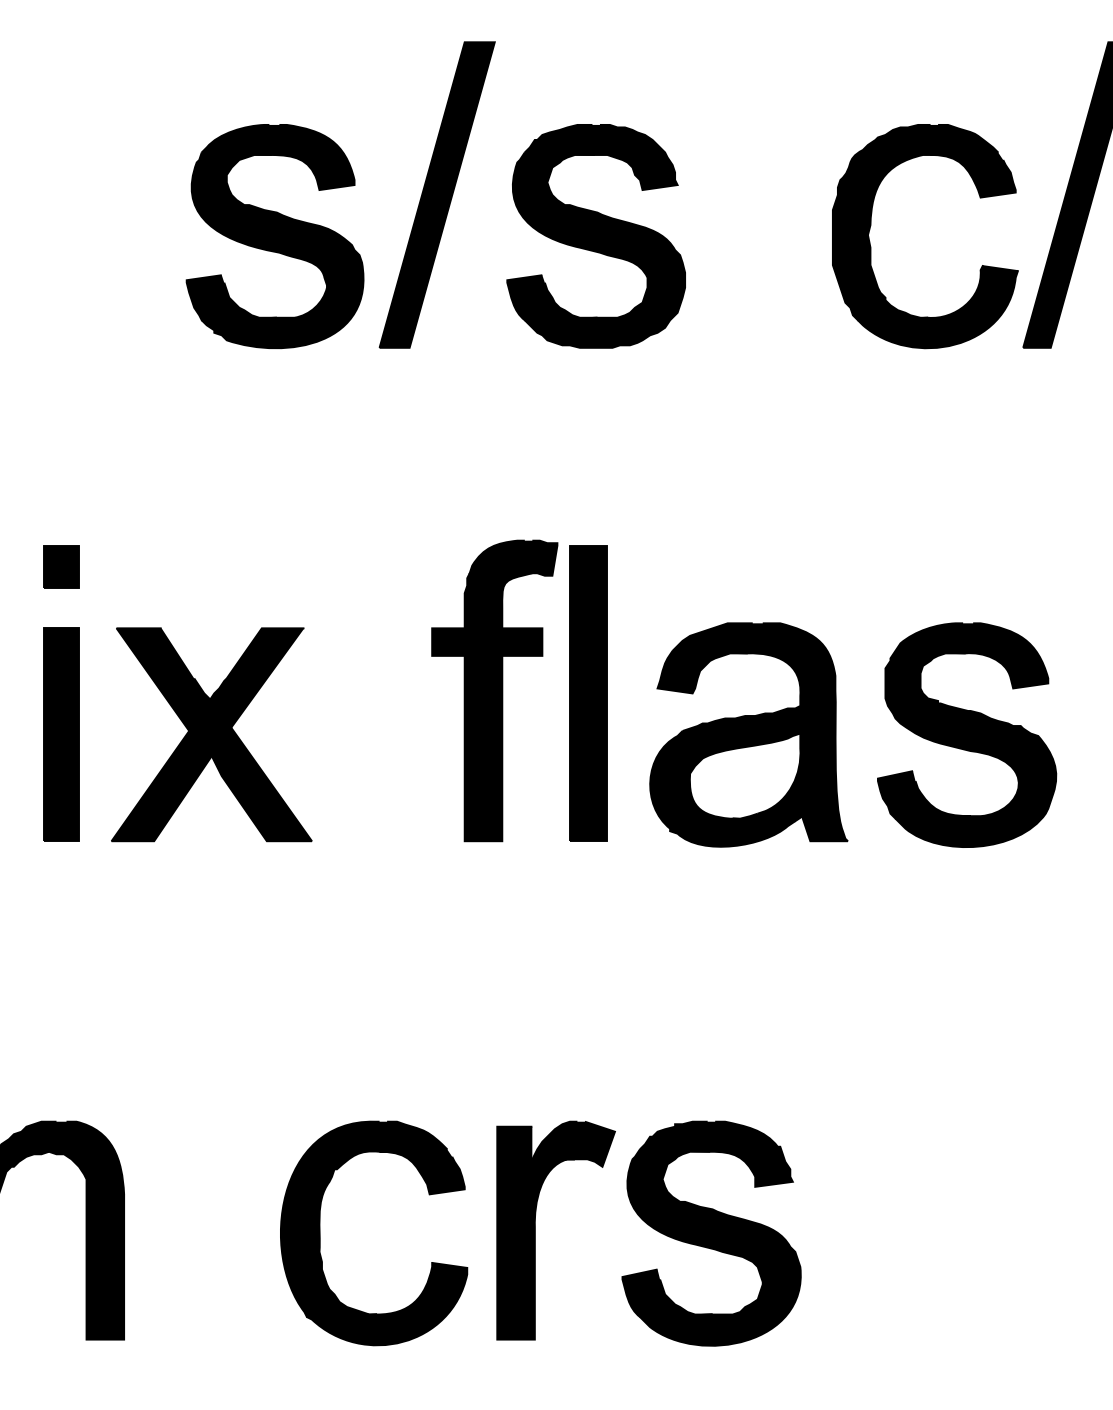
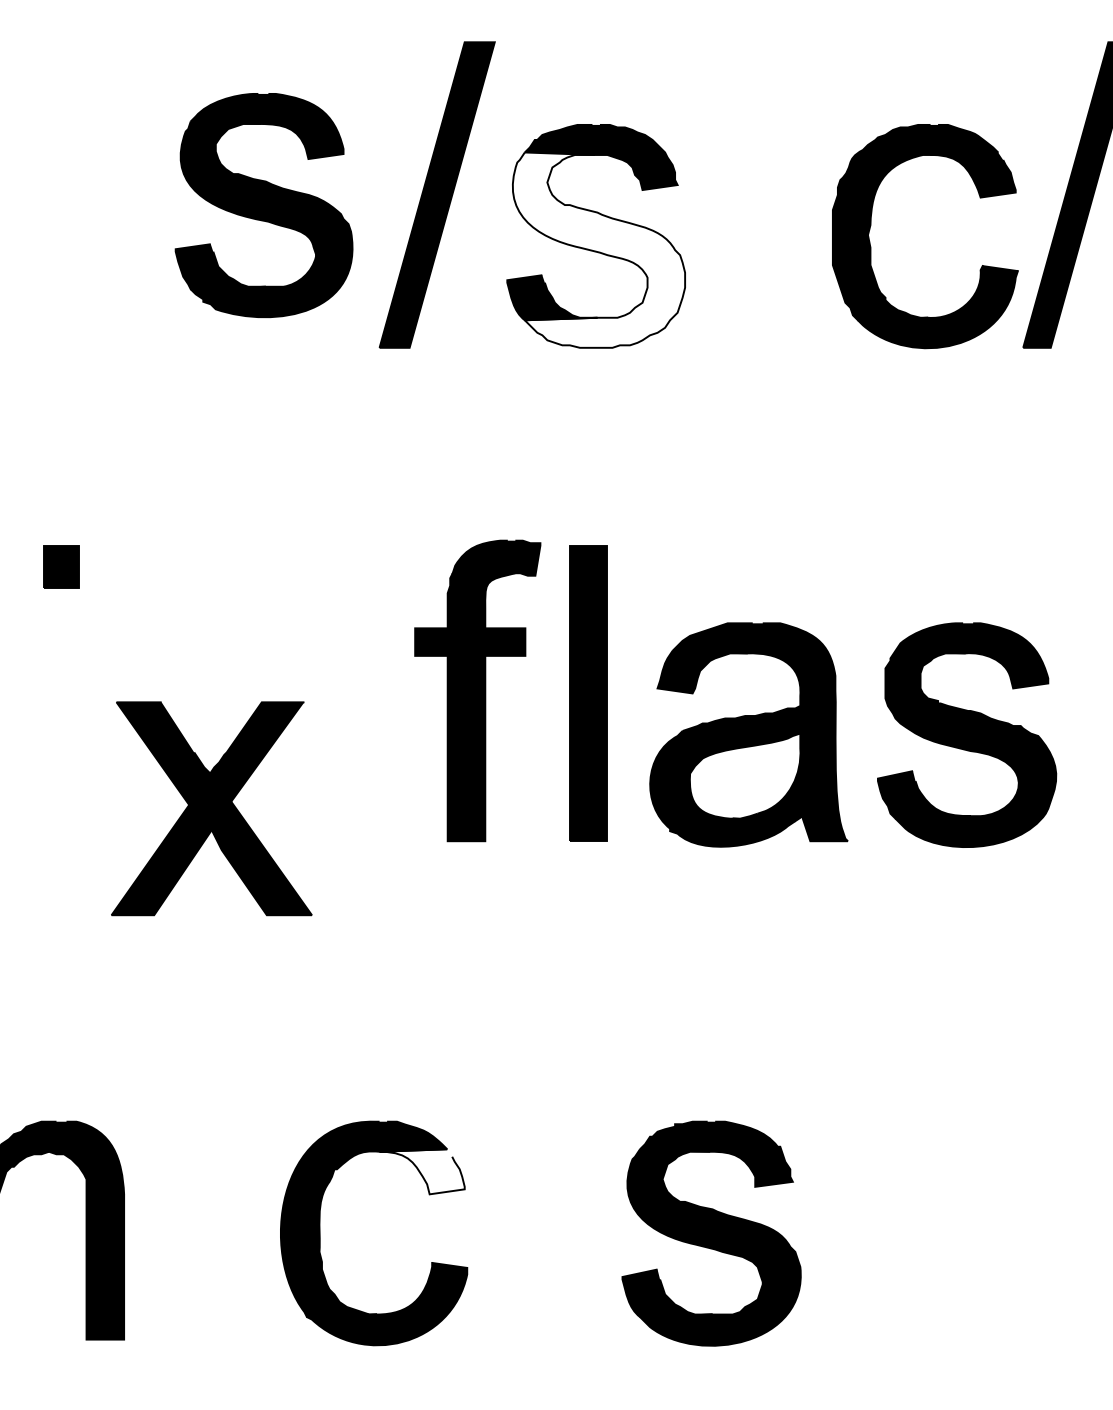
part position: (274, 236) -> (263, 205) (263, 205)
fill: present -> none (598, 249)
part position: (494, 690) -> (477, 690) (477, 690)
part: present -> none (61, 734)
part position: (211, 734) -> (211, 808) (211, 808)
fill: present -> none (421, 1171)
part: present -> none (535, 1230)
